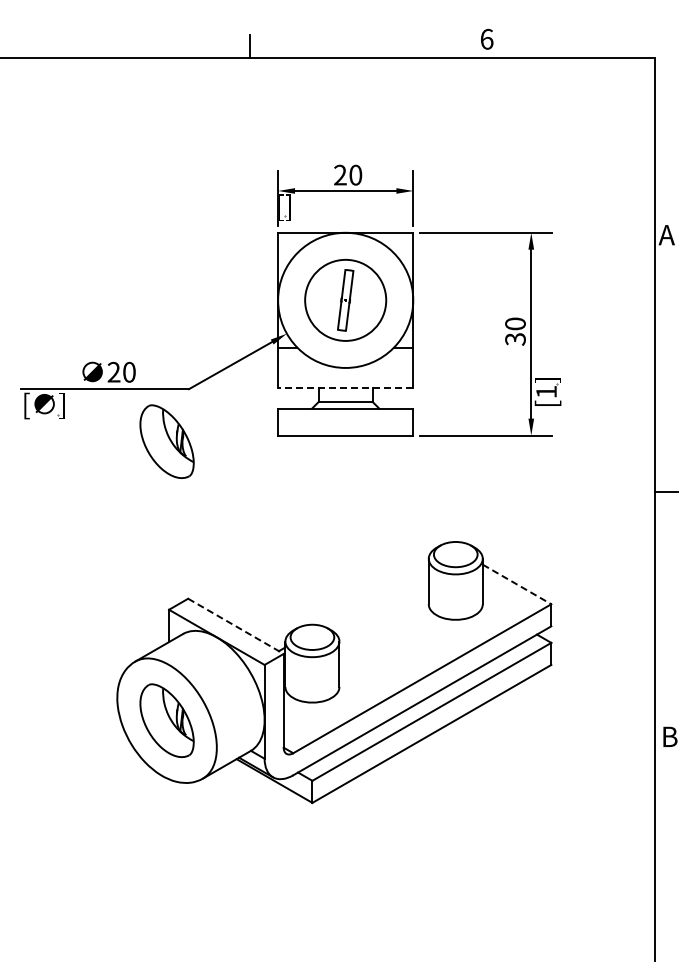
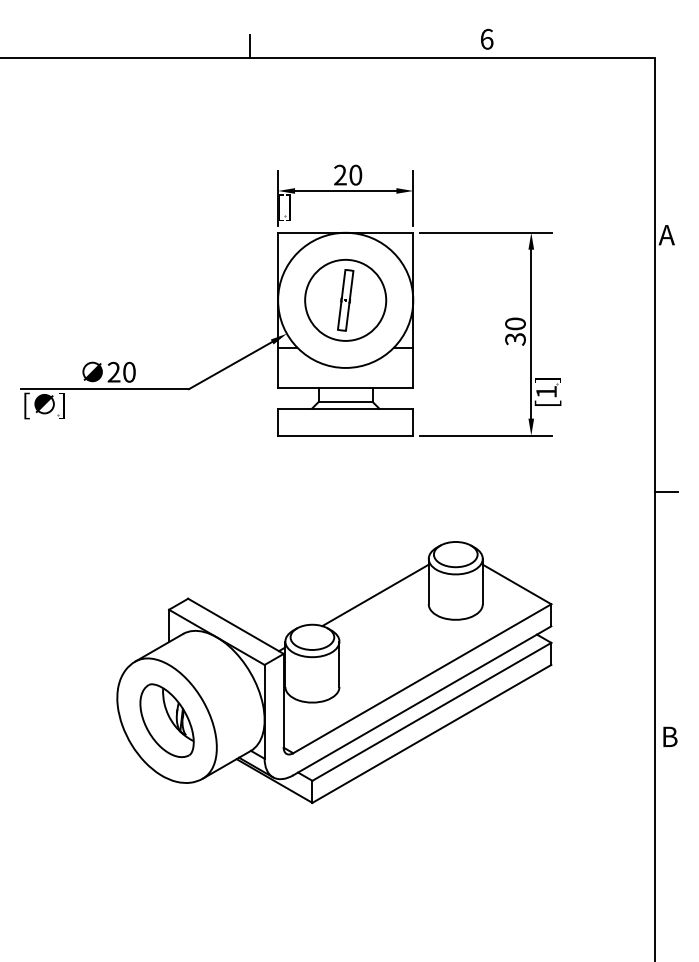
line: dashed -> solid (345, 388)
part: present -> none (166, 441)
line: dashed -> solid (517, 584)
line: none -> present (375, 595)
line: dashed -> solid (236, 626)
